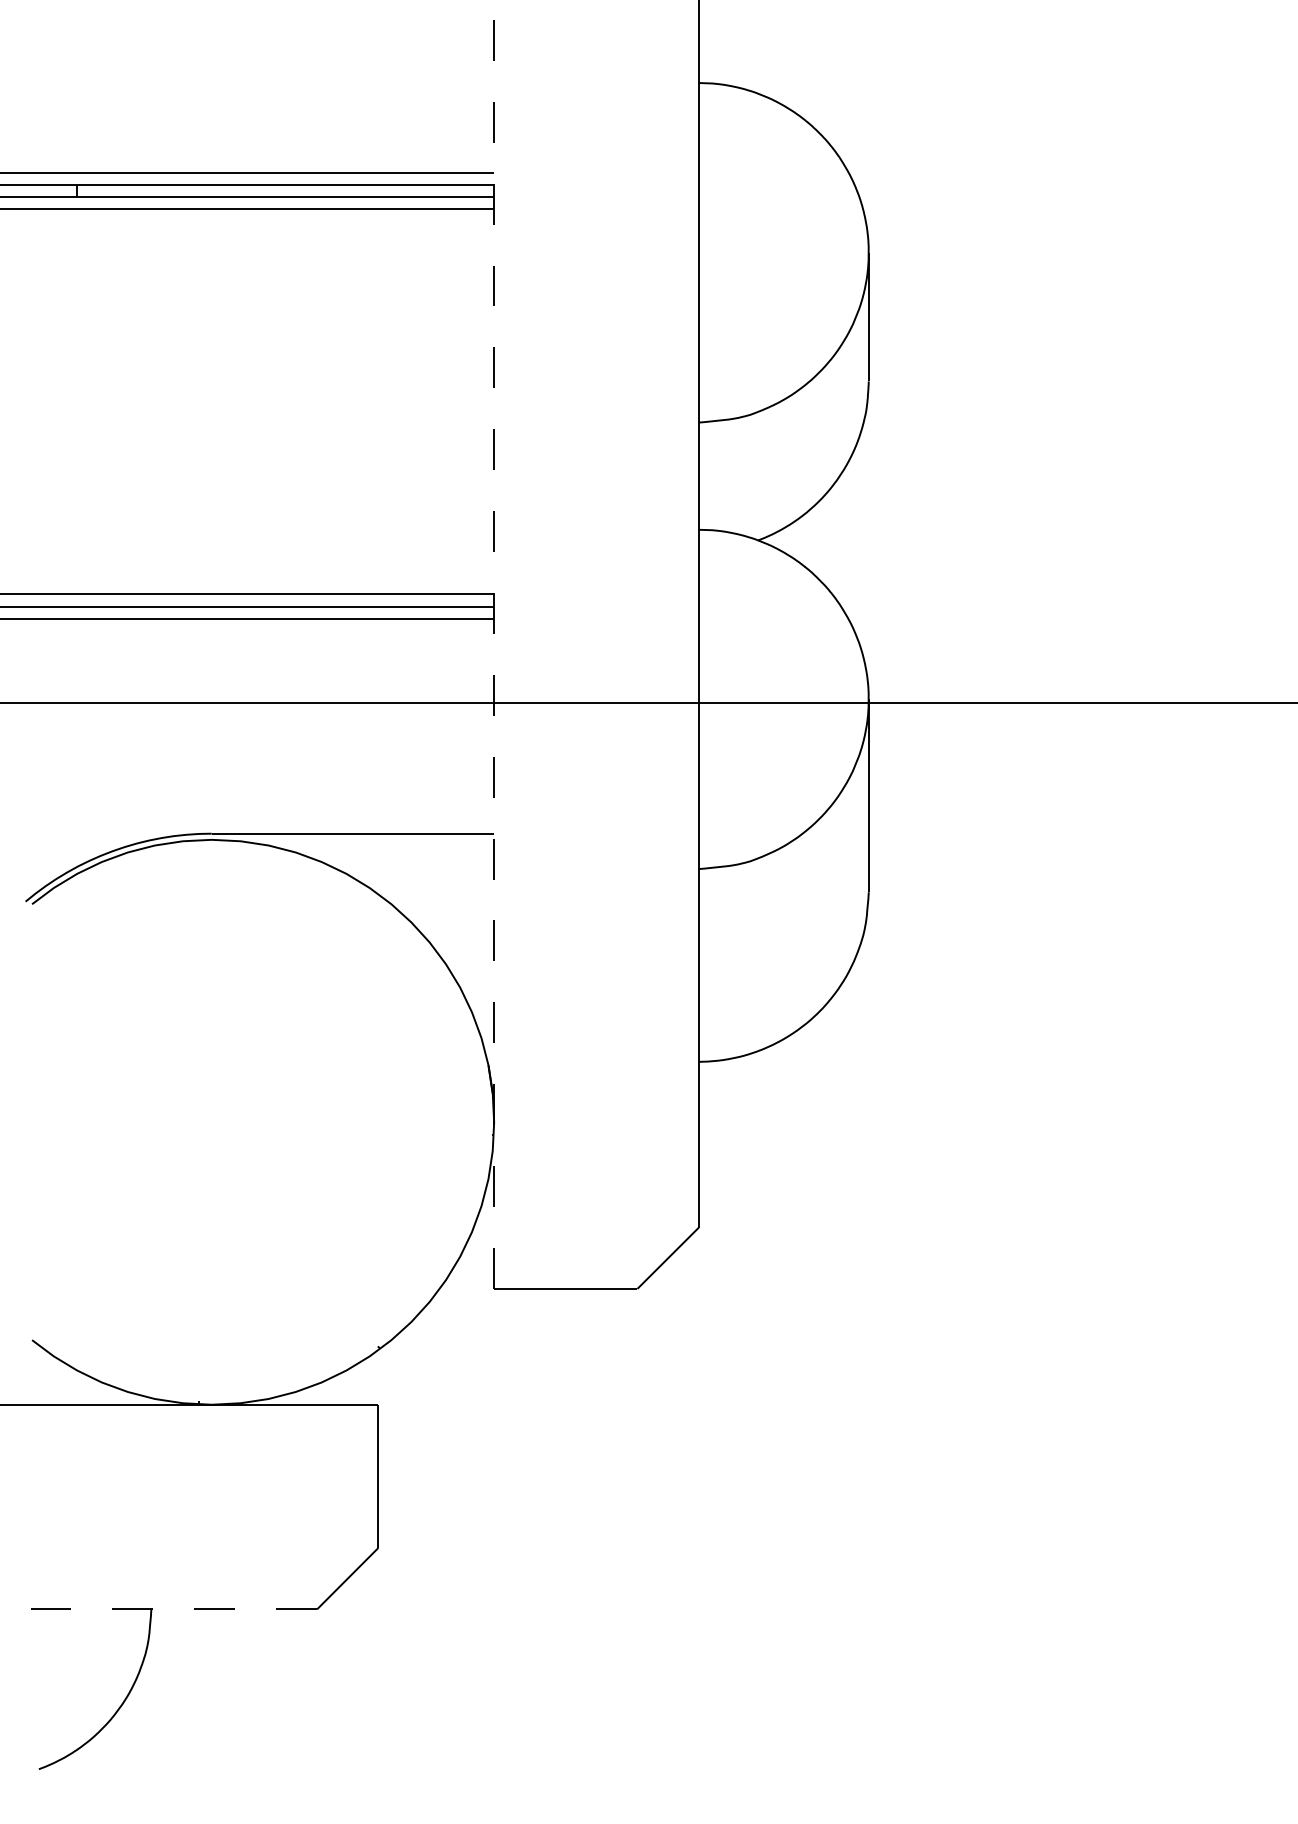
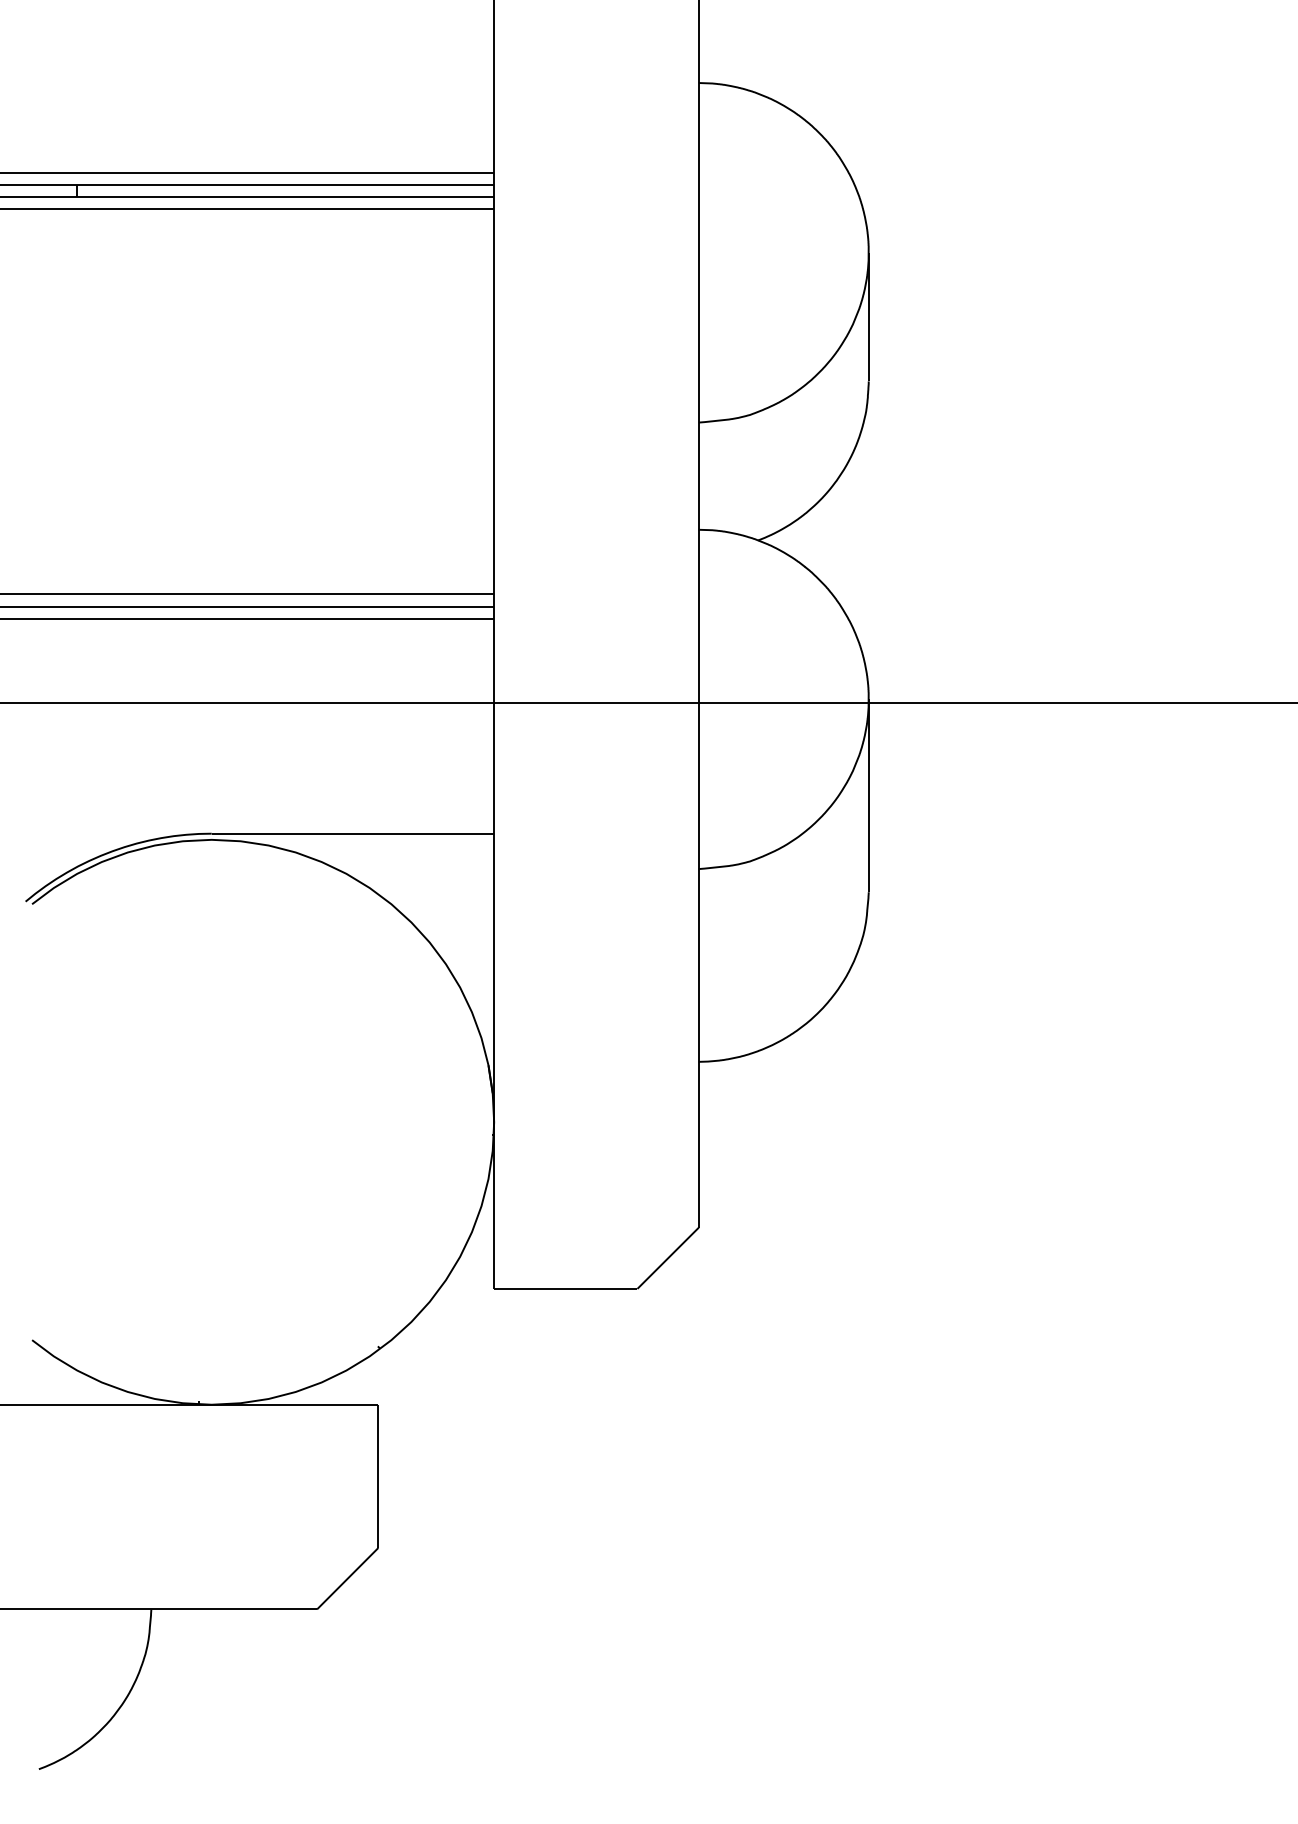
line: dashed -> solid (494, 644)
line: dashed -> solid (158, 1609)
